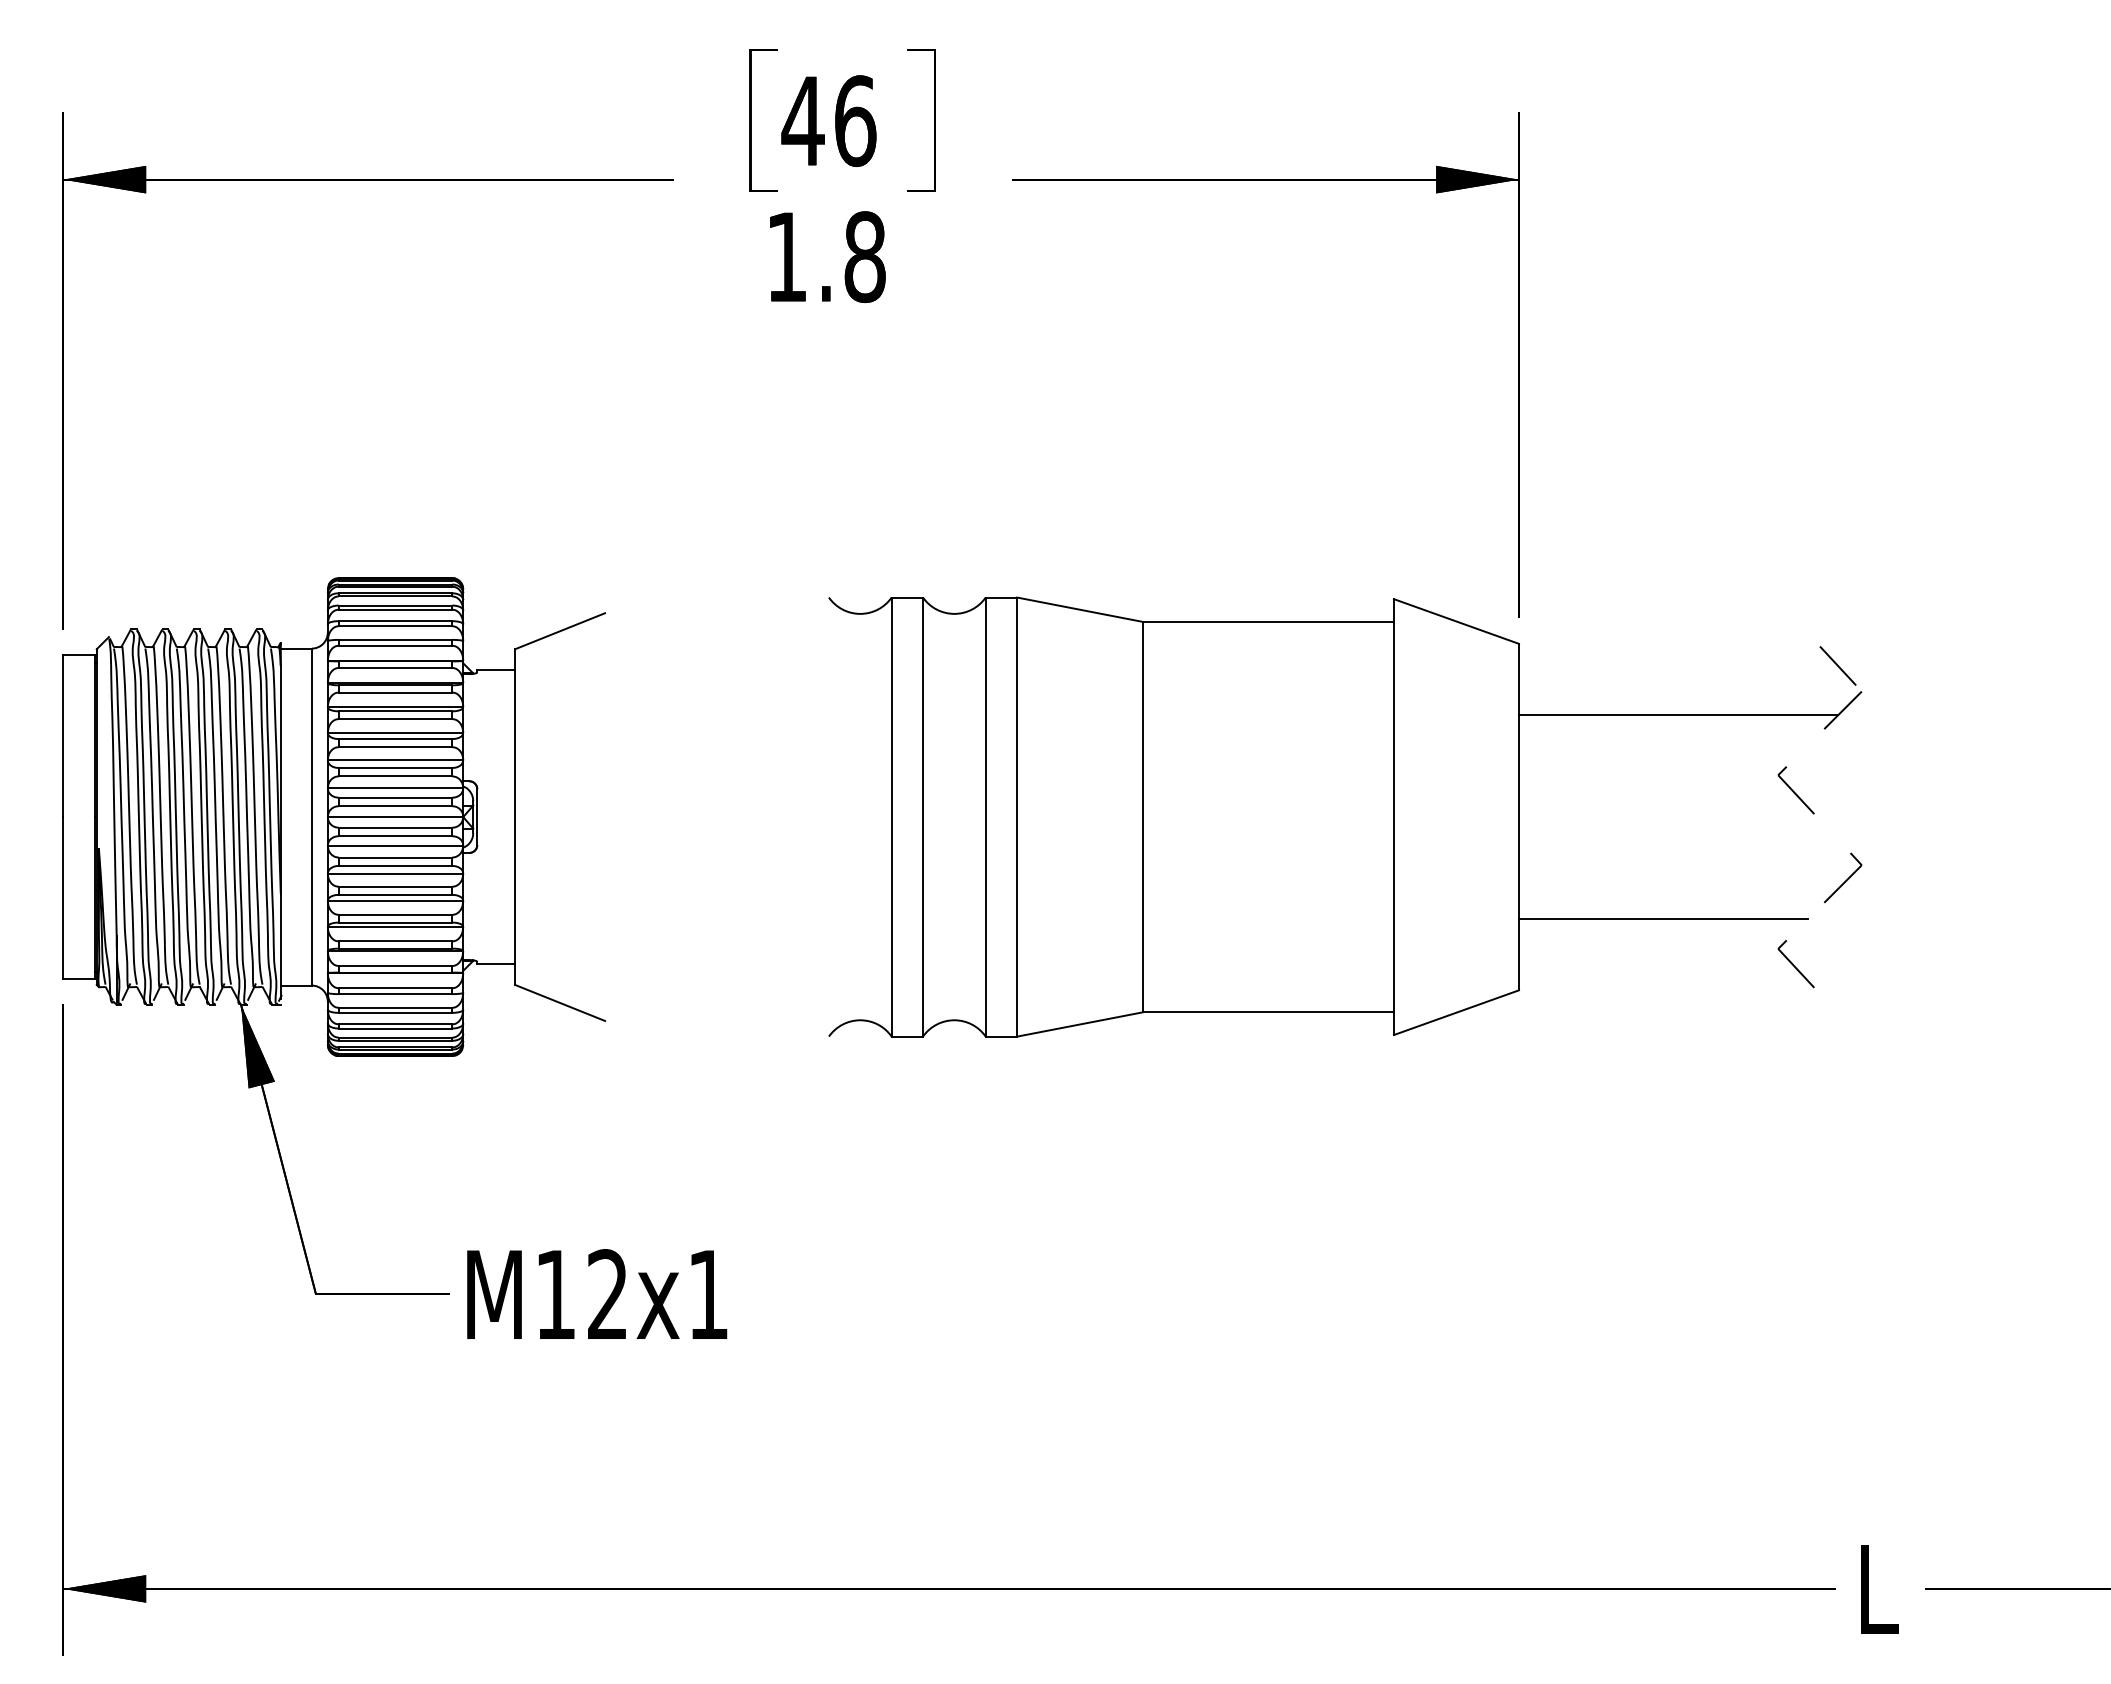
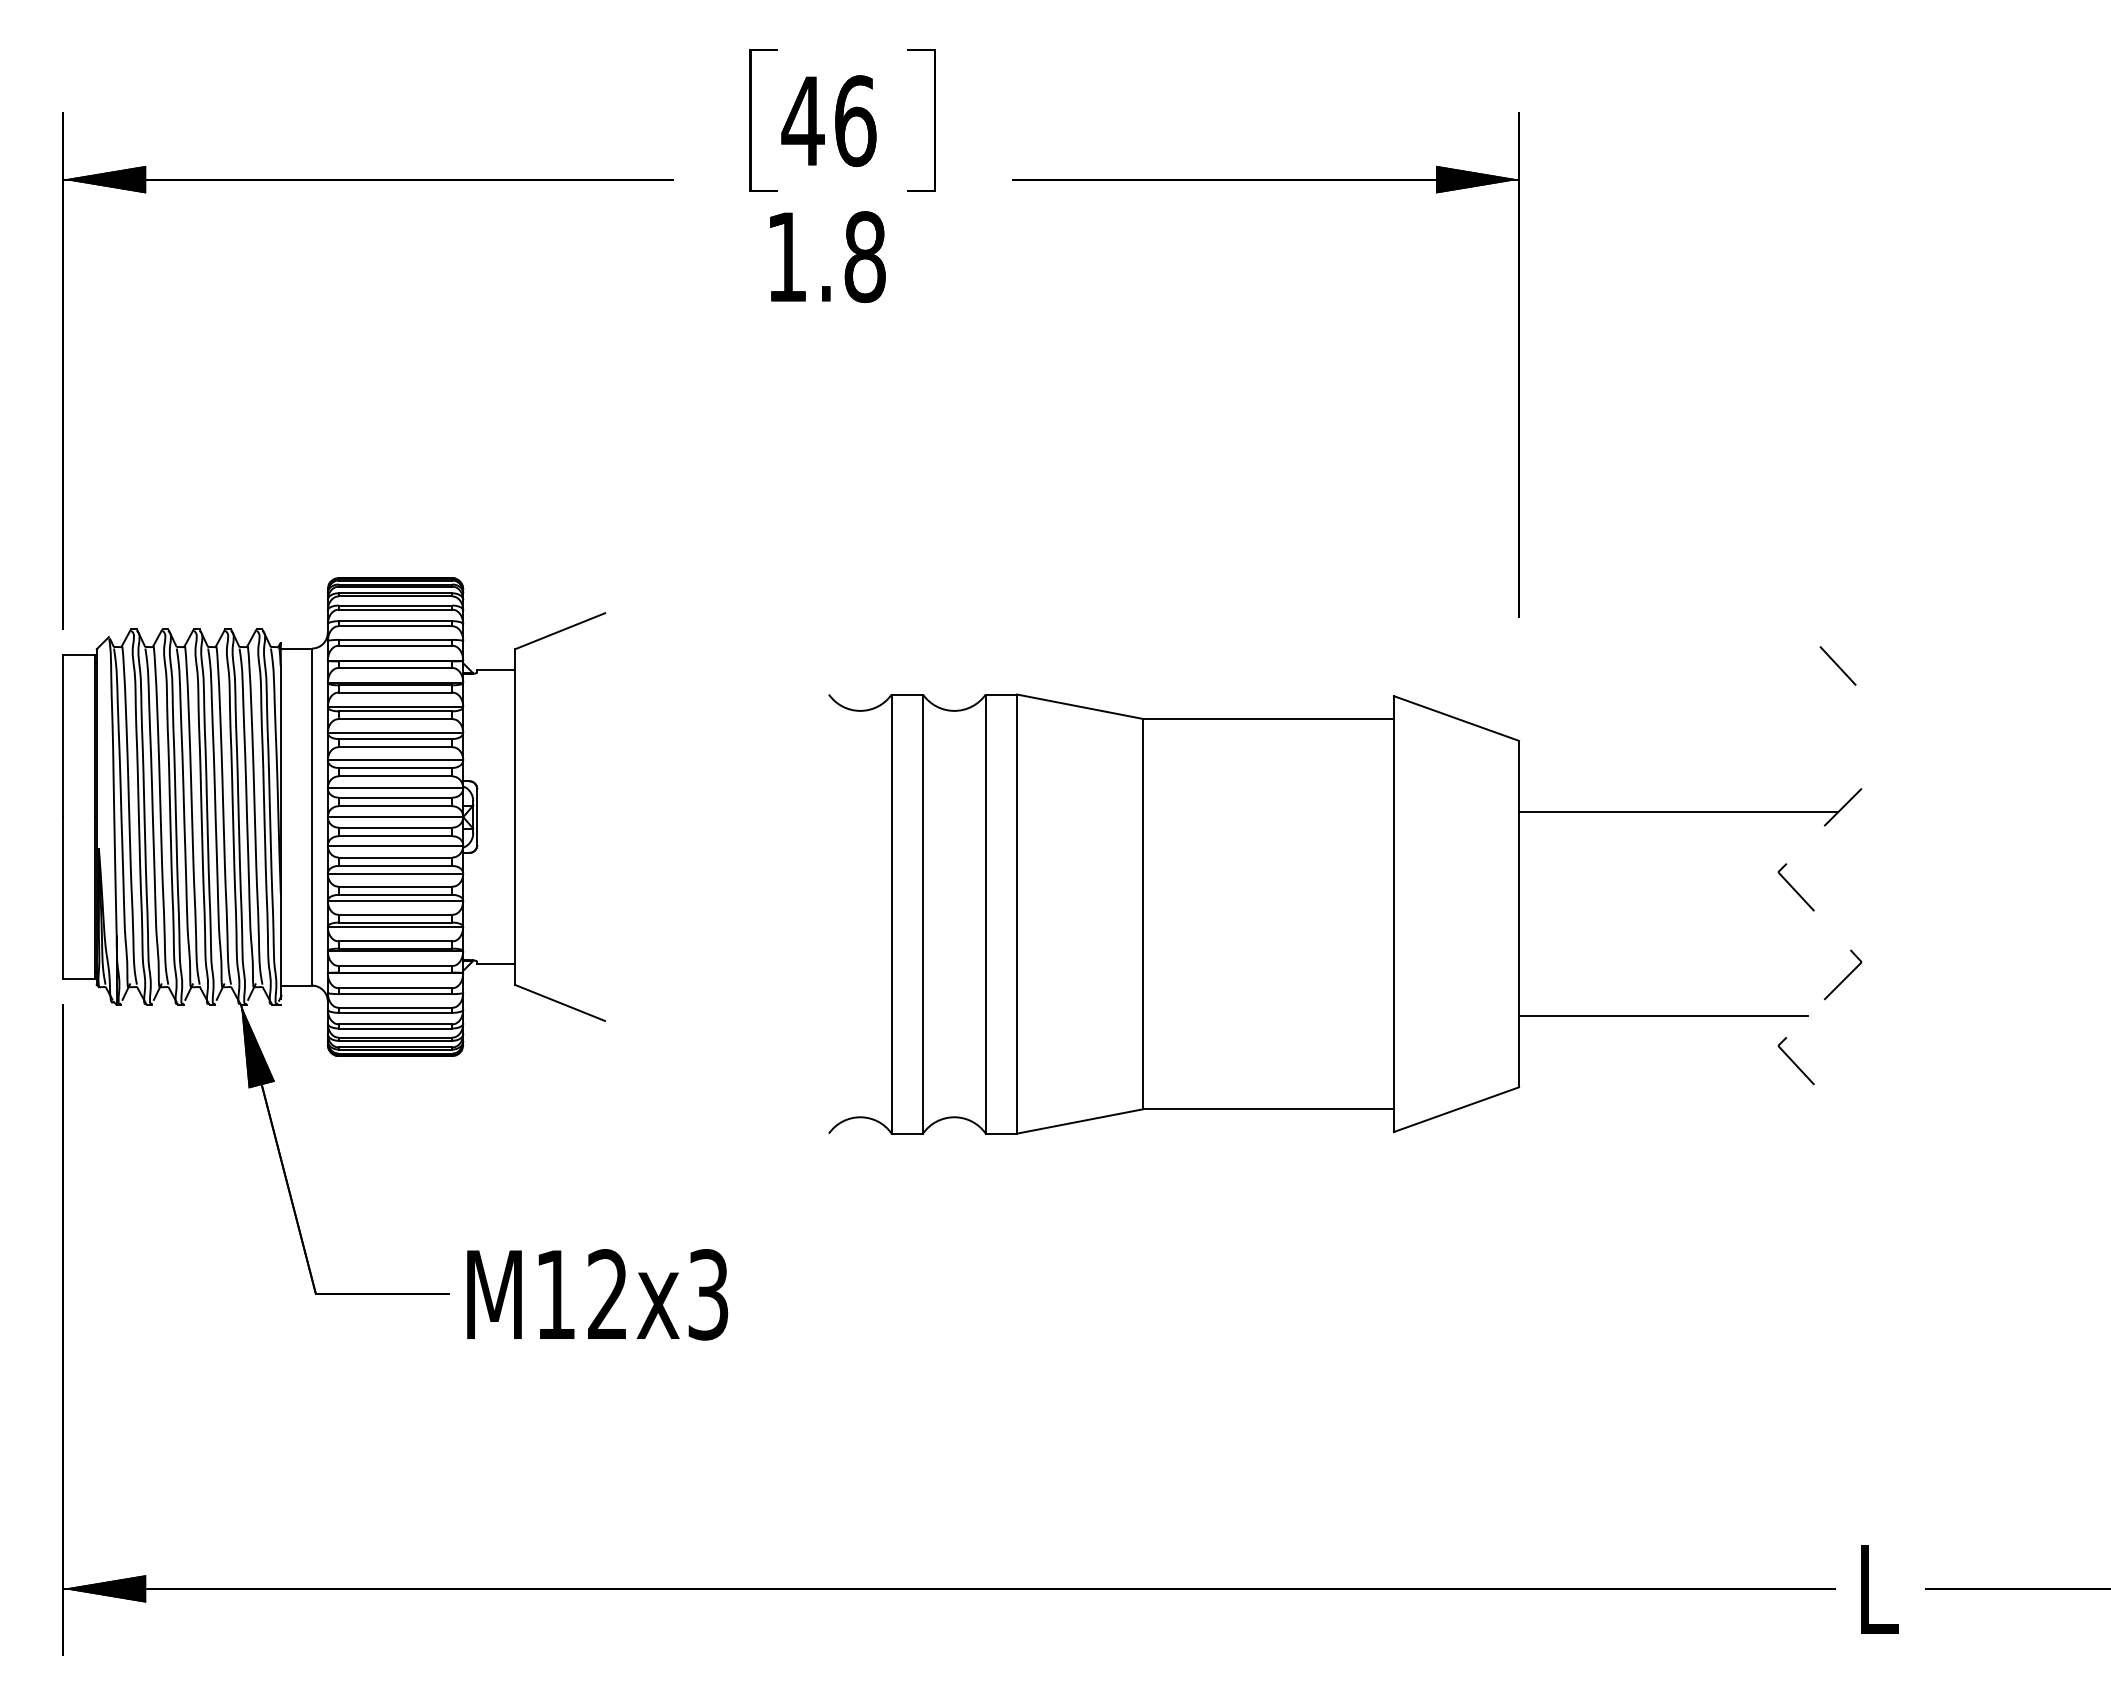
part position: (1345, 816) -> (1345, 913) (1345, 913)
text: M12x1 -> M12x3 (708, 1294)
